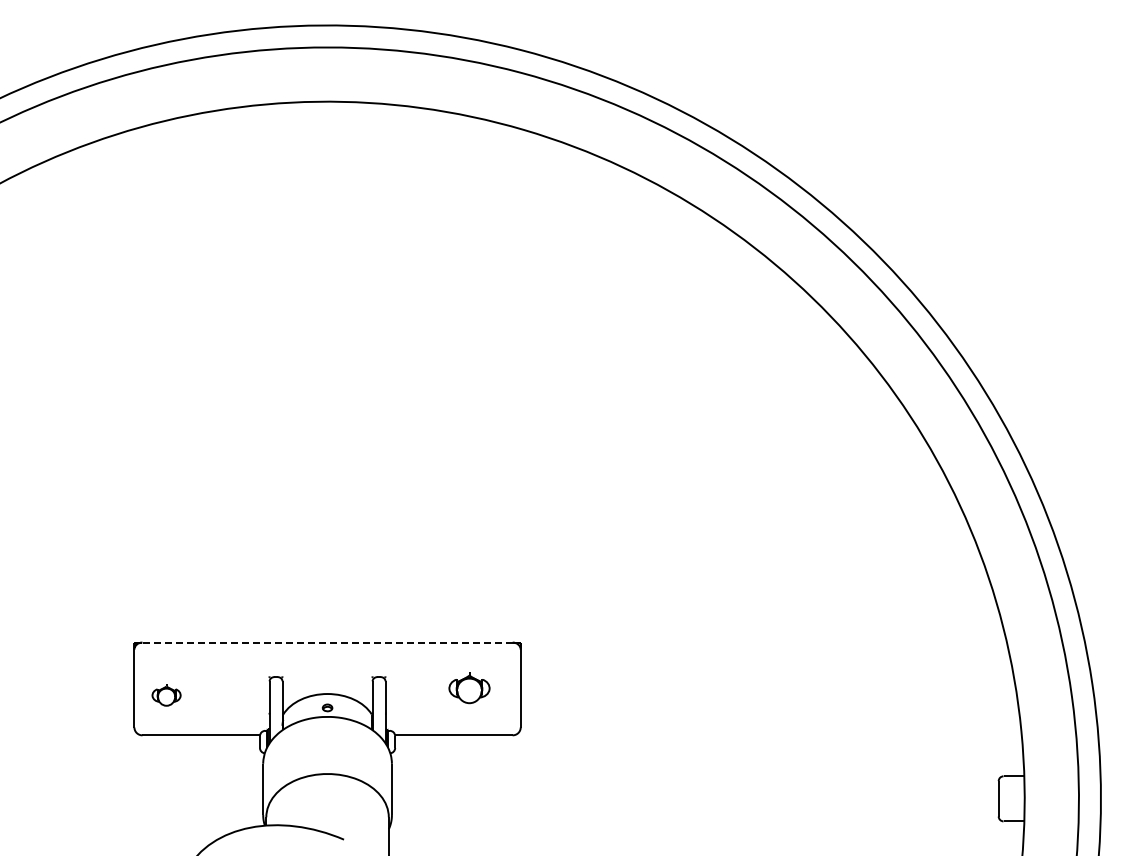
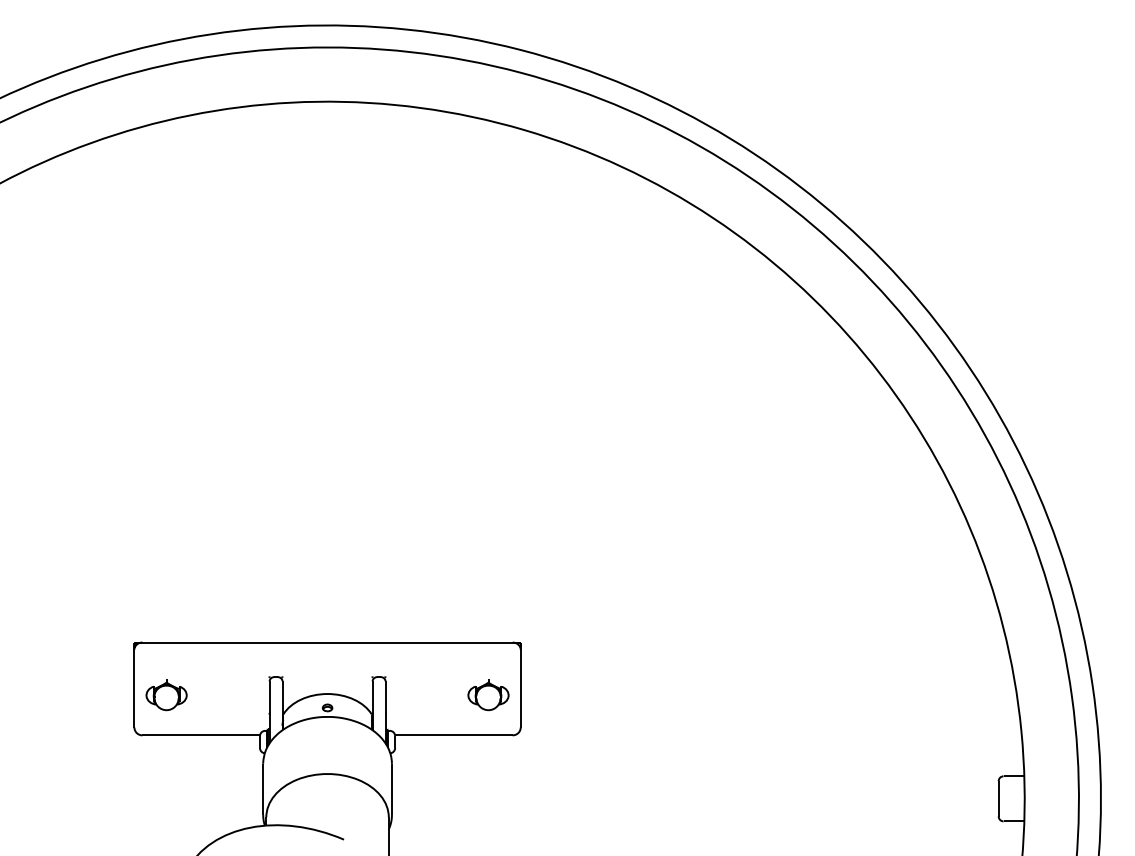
line: dashed -> solid (327, 642)
part position: (469, 688) -> (488, 695) (488, 695)
part size: 31x23 px -> 43x33 px (166, 695)
